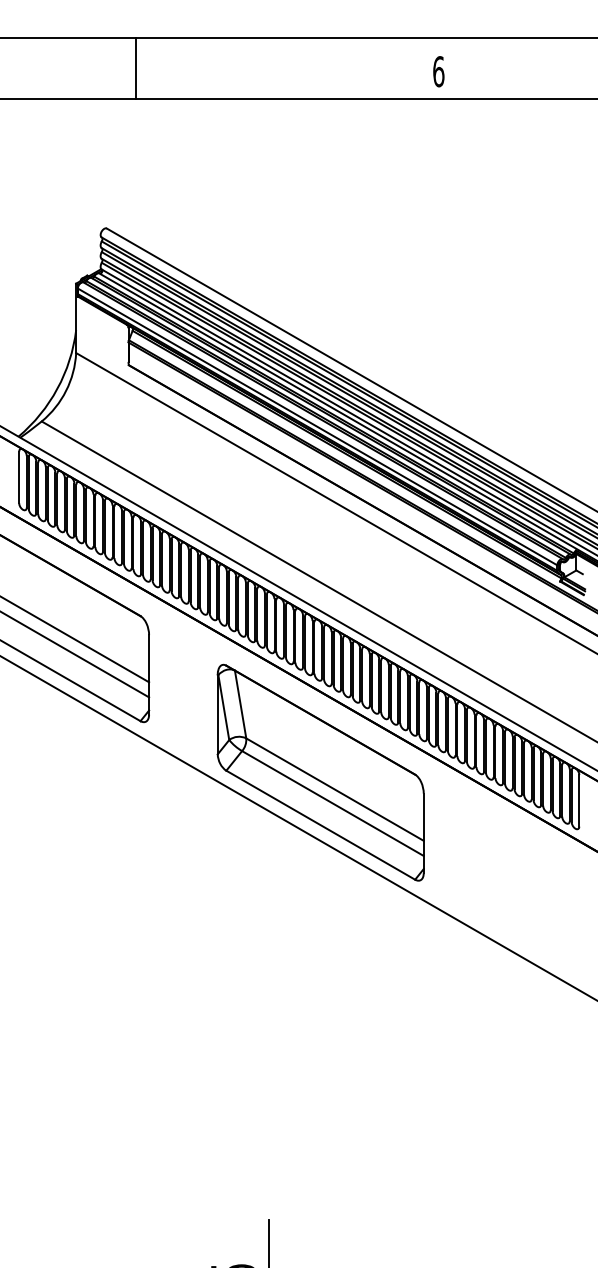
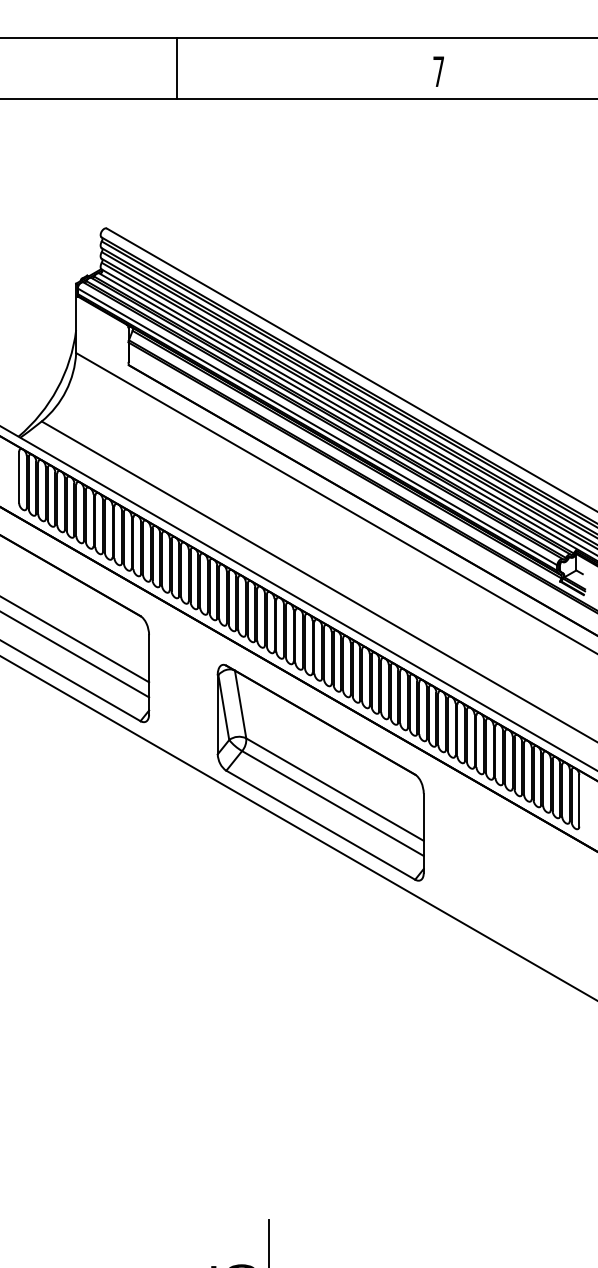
line position: (135, 68) -> (176, 68) (176, 68)
text: 6 -> 7 (438, 71)
